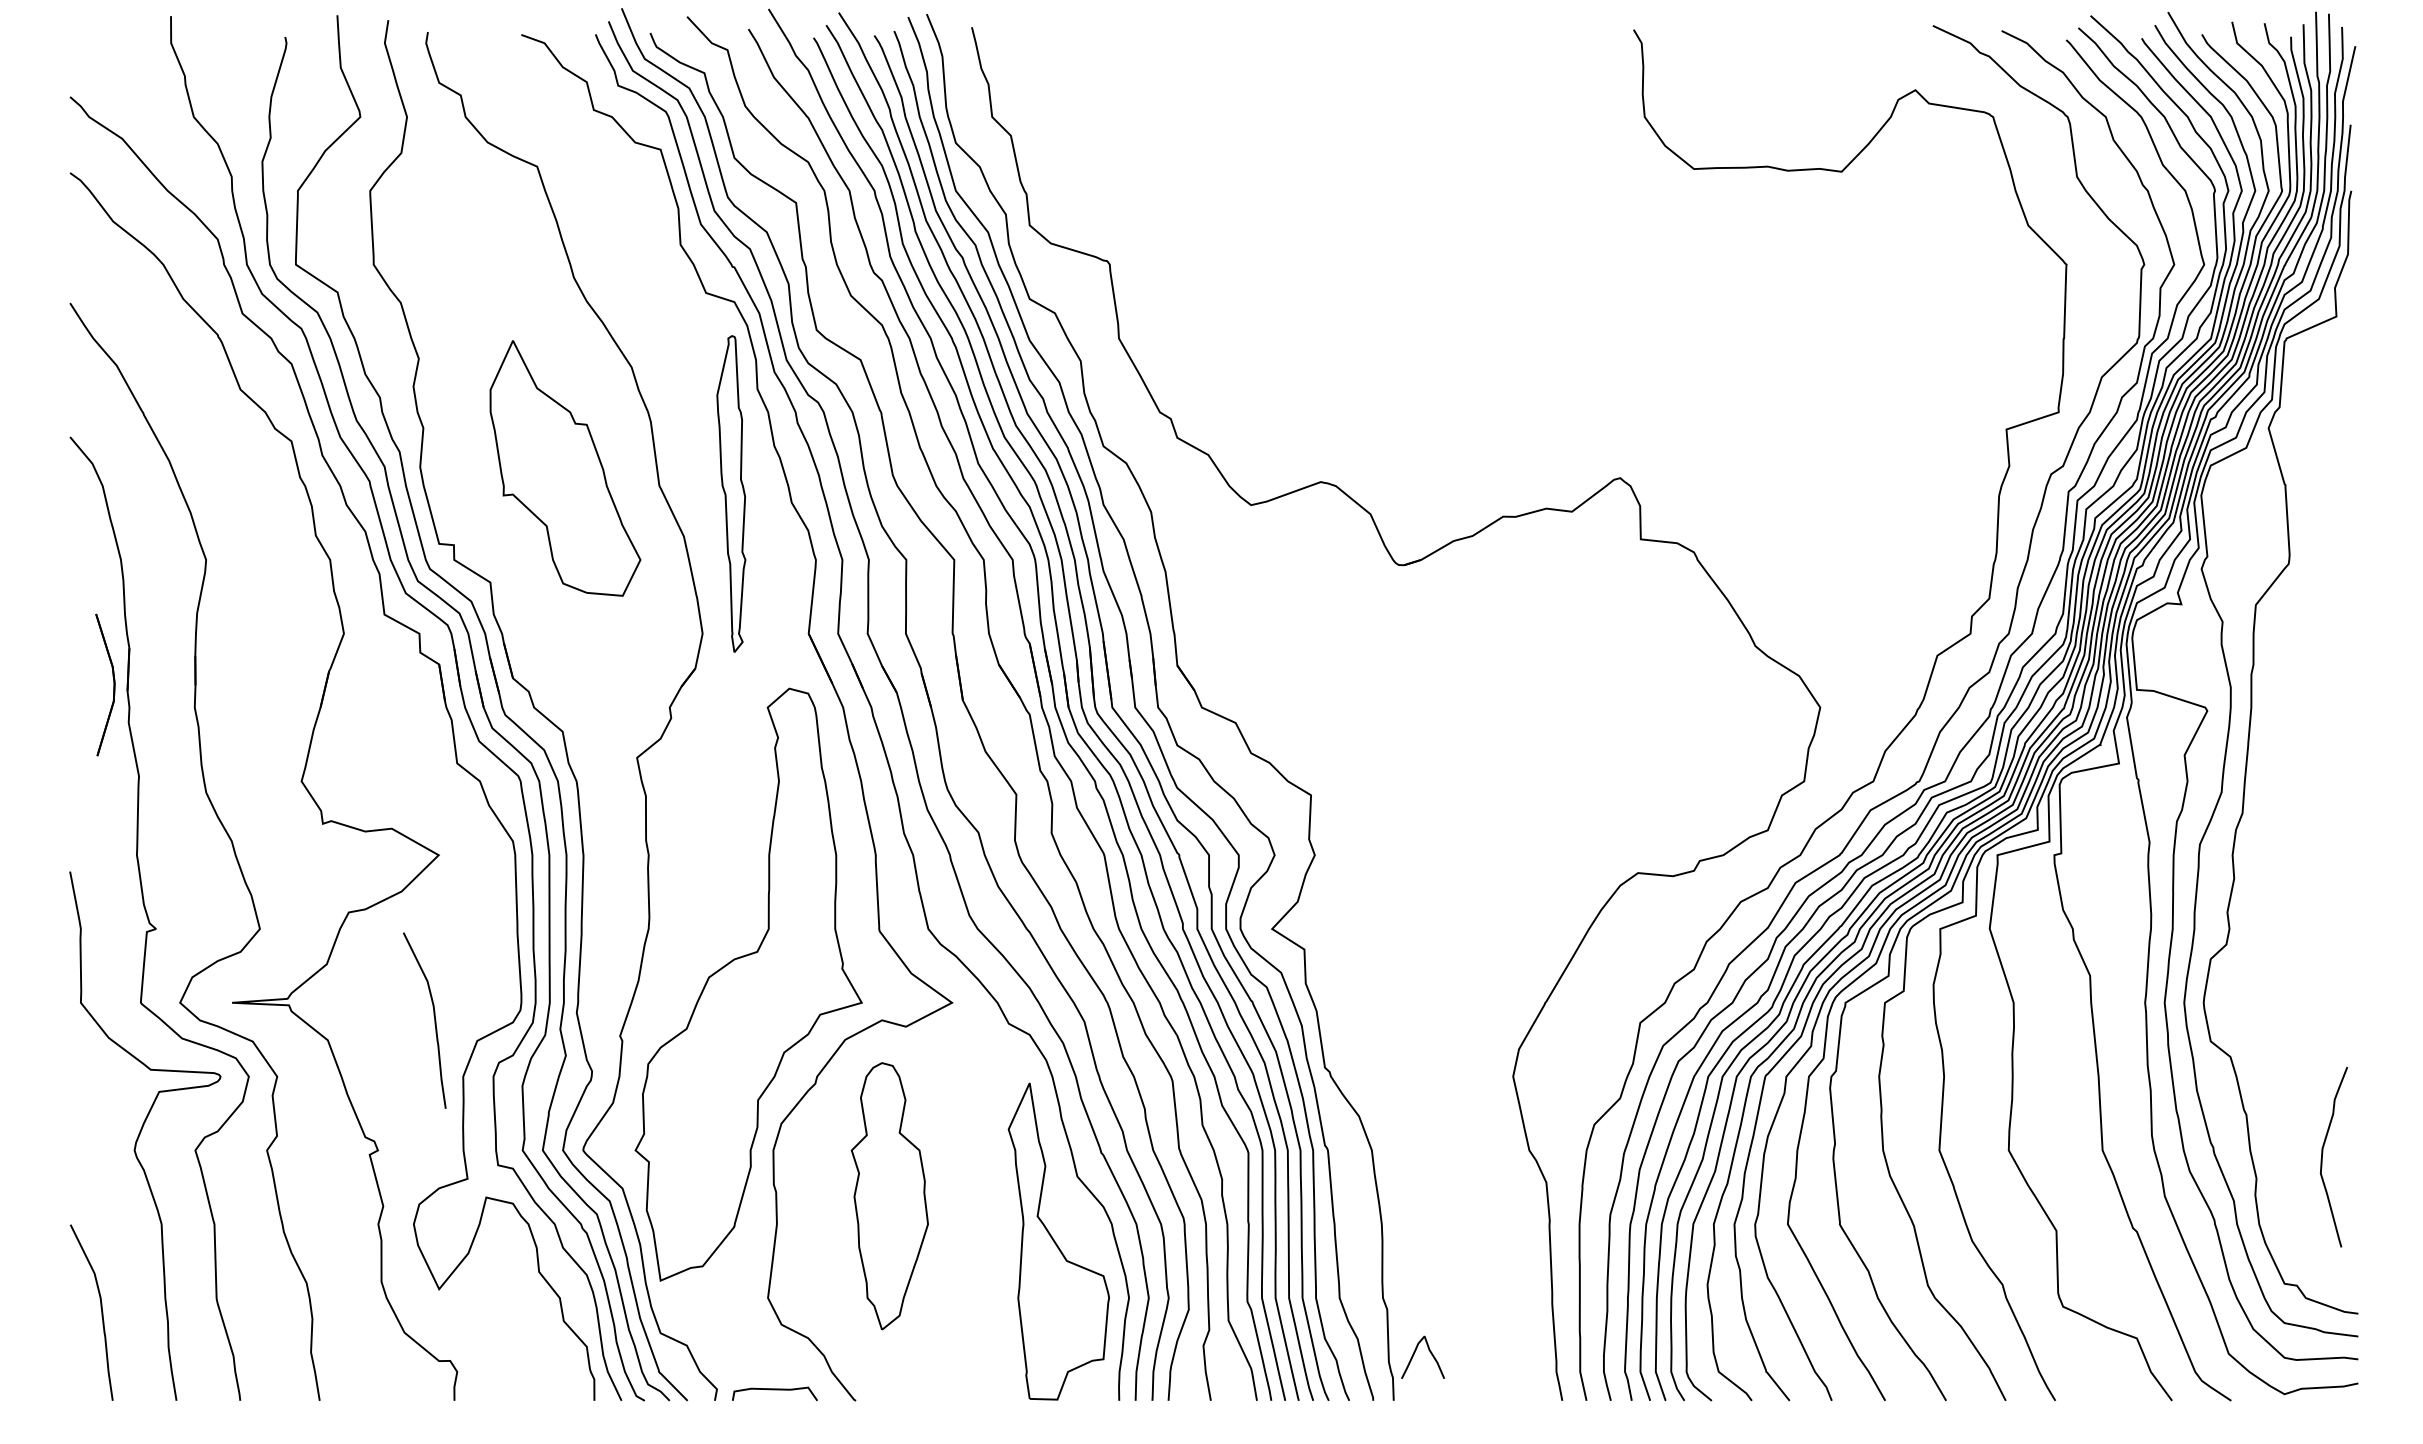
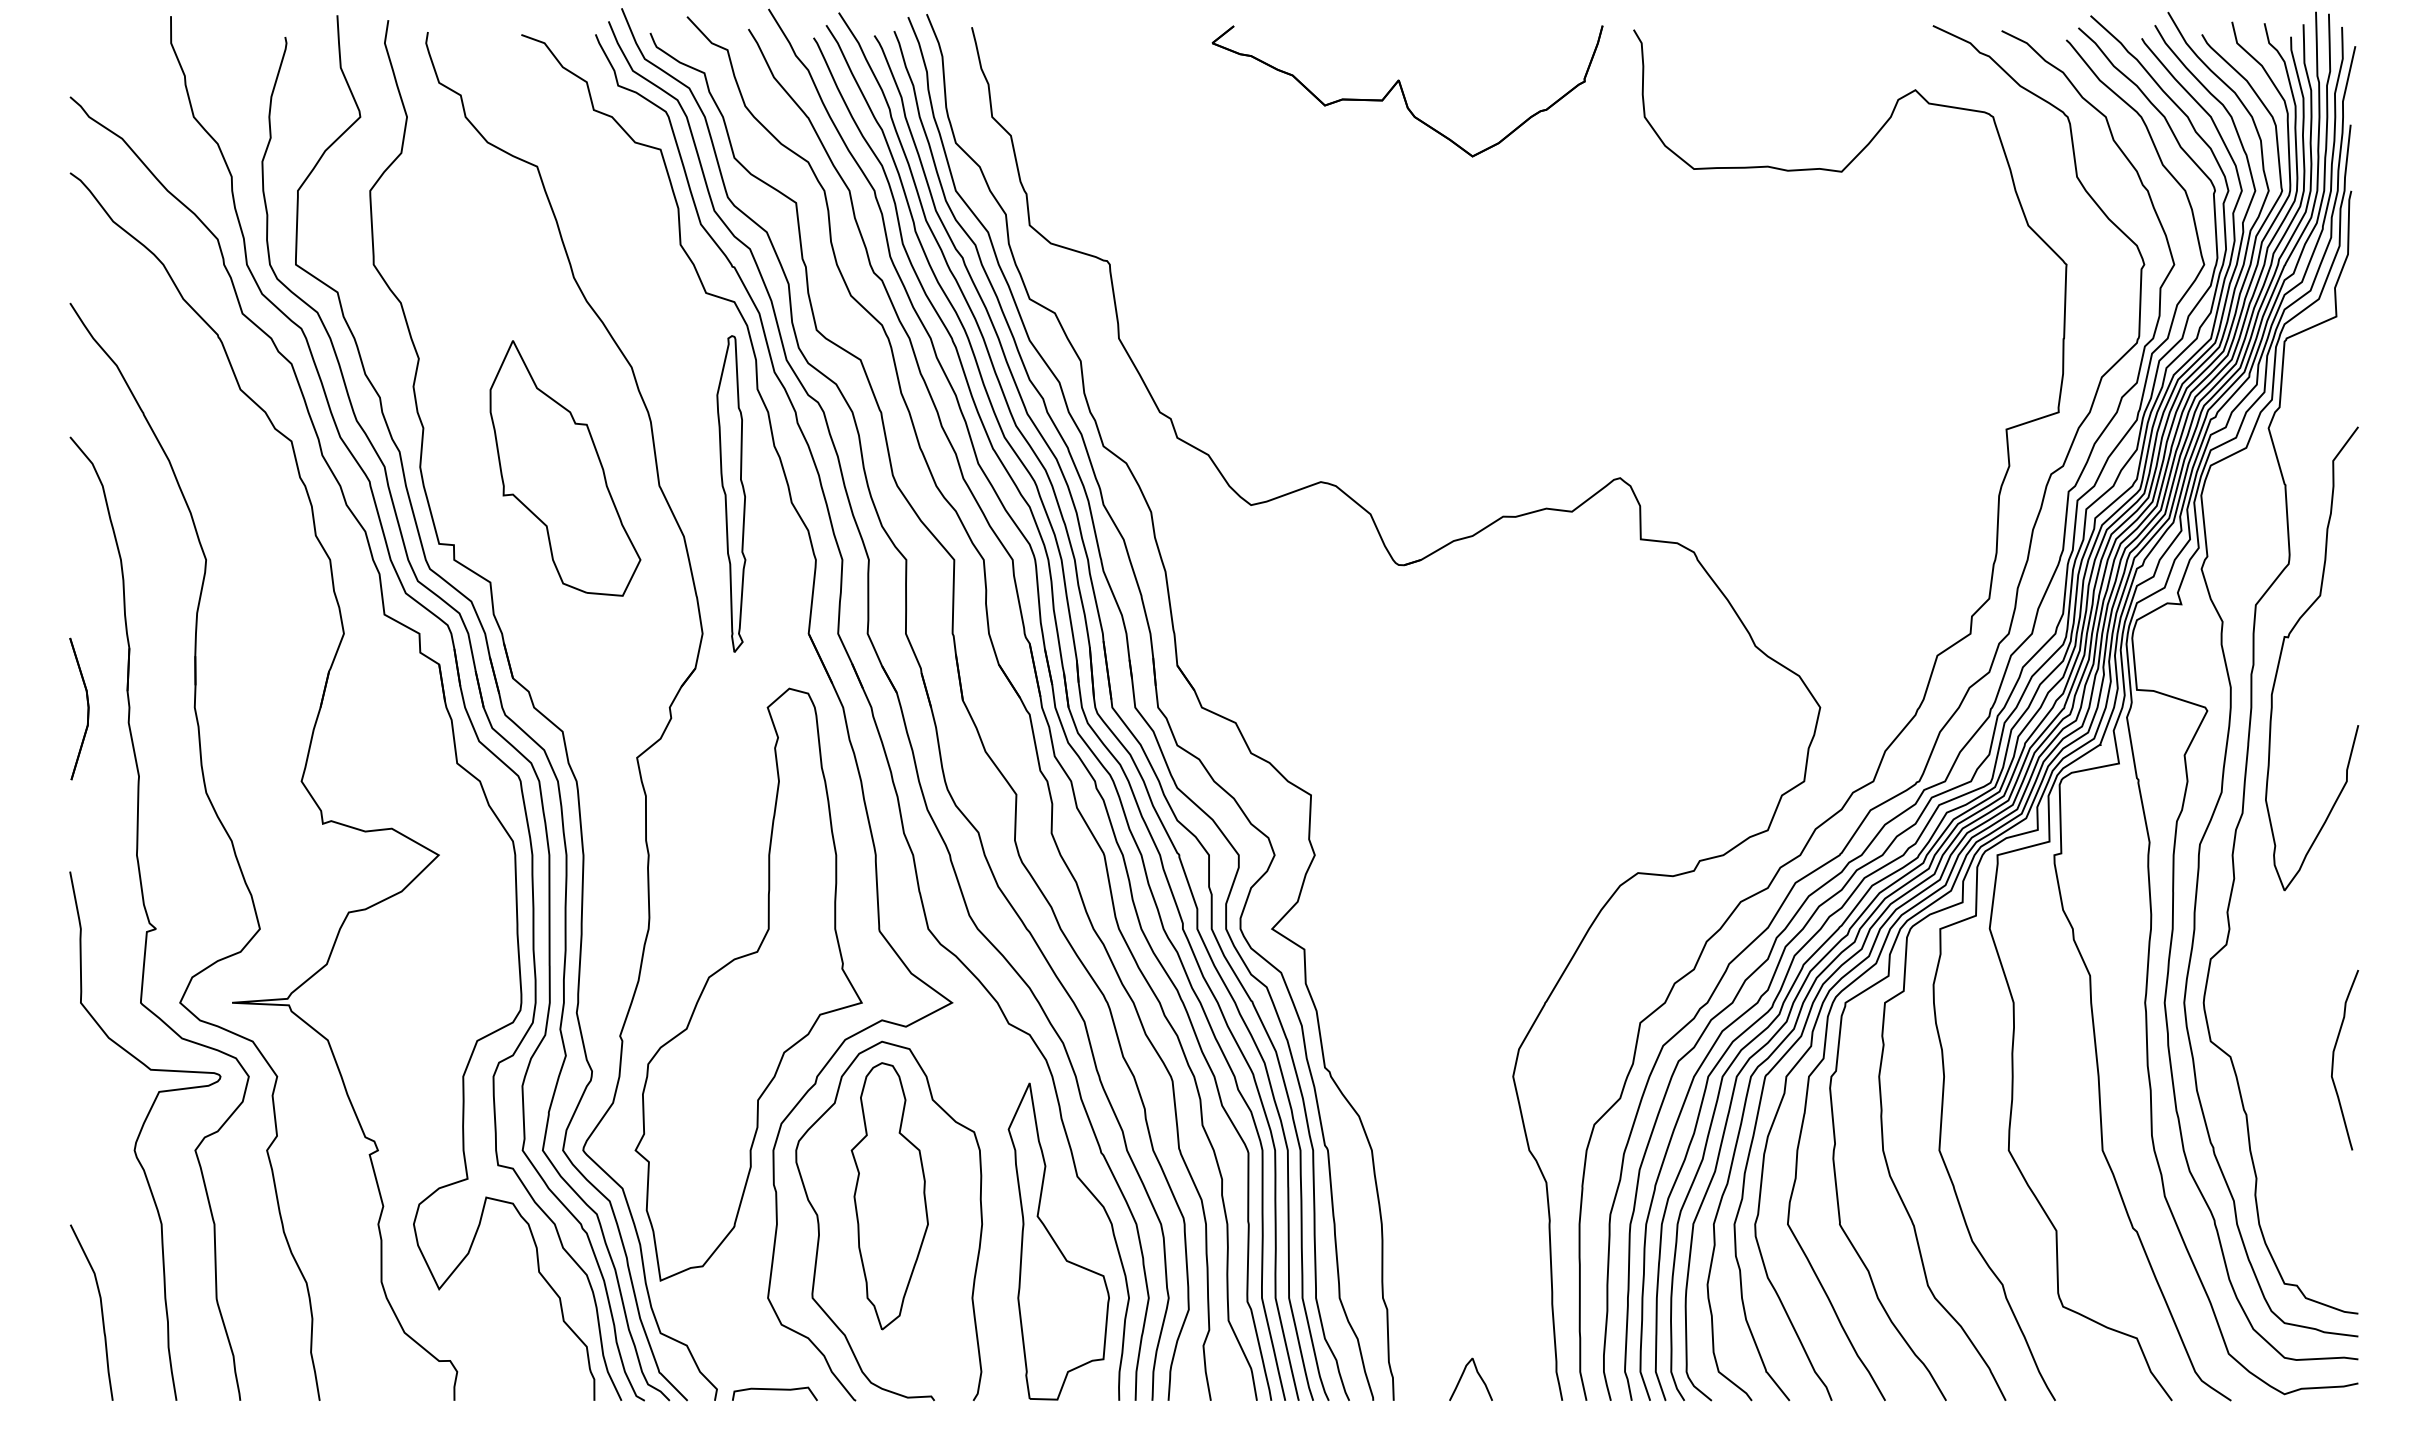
part: none -> present (1407, 91)
curve: none -> present (2282, 652)
part position: (113, 684) -> (87, 708) (87, 708)
curve: present -> none (433, 1016)
curve position: (2323, 1153) -> (2334, 1056) (2334, 1056)
curve: none -> present (819, 1222)
curve position: (1415, 1352) -> (1463, 1374) (1463, 1374)
